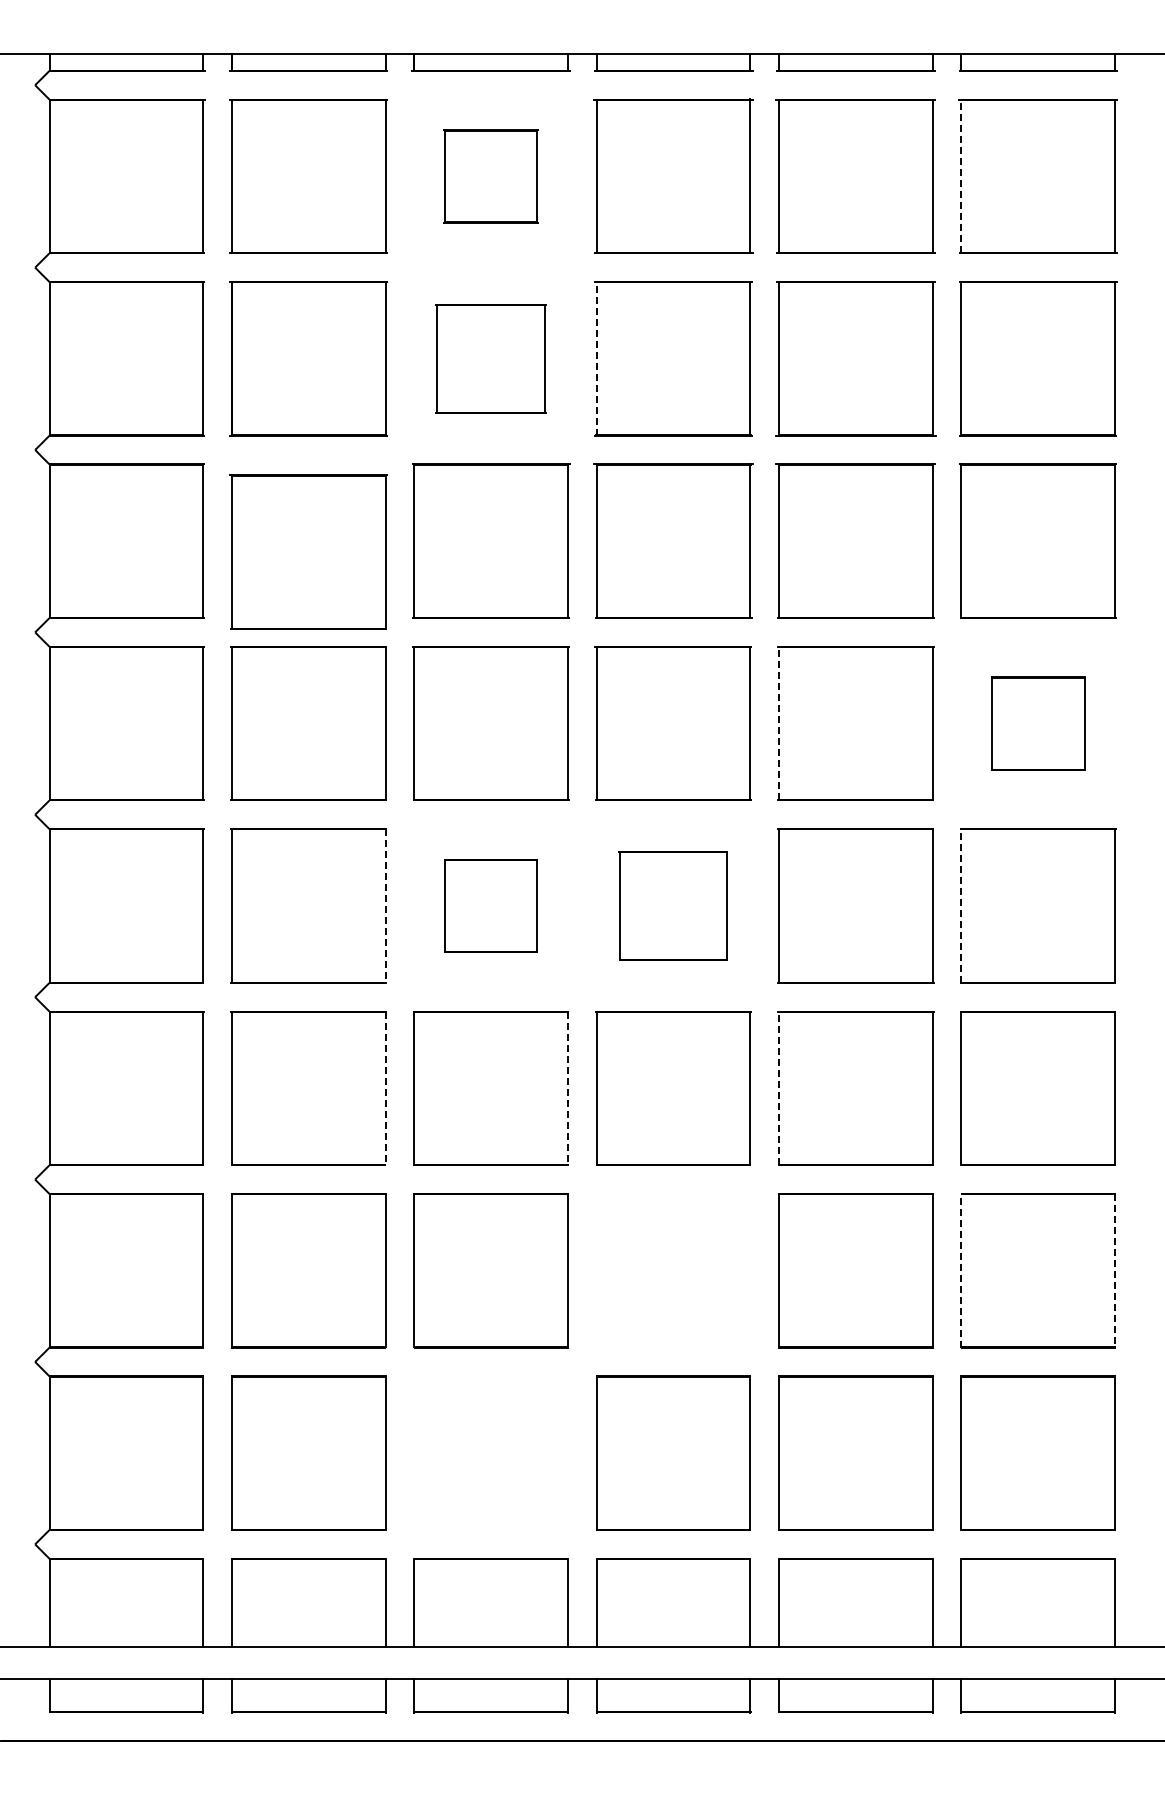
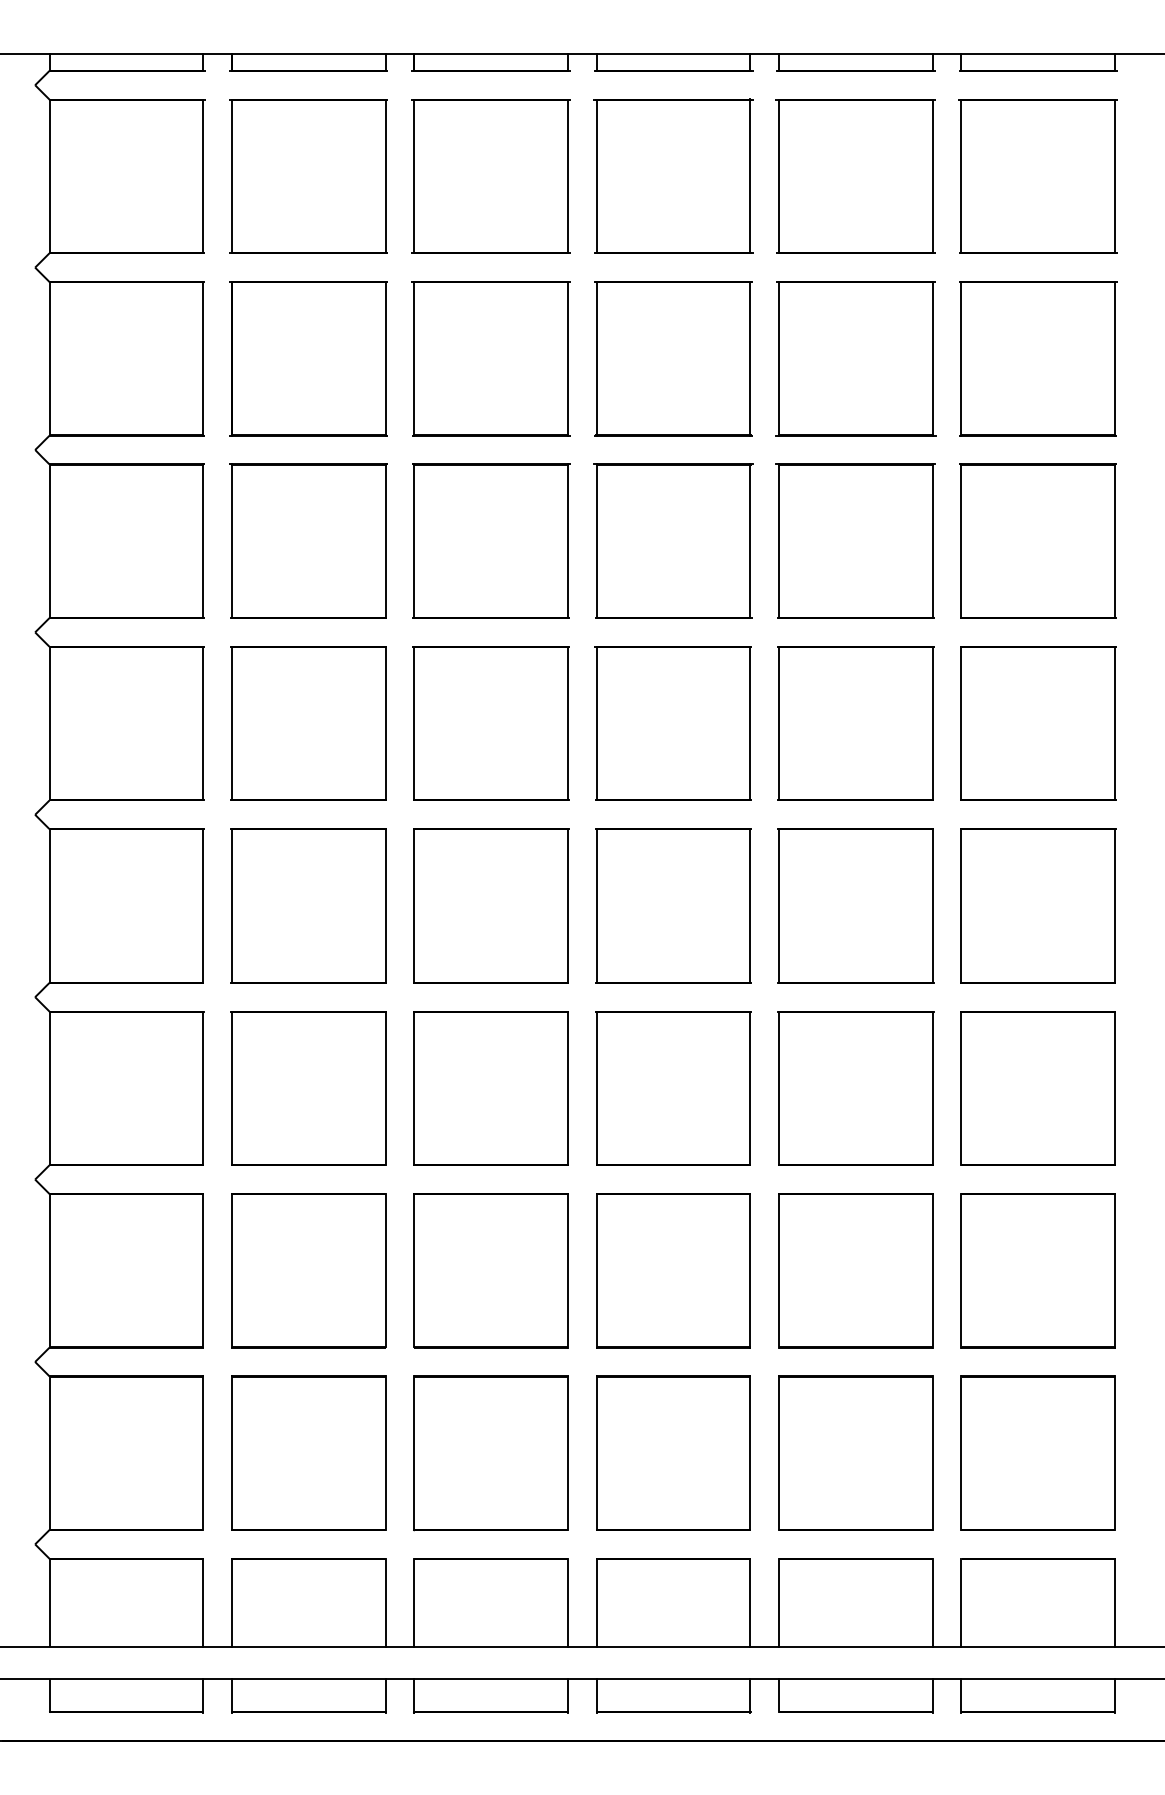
part size: 96x95 px -> 160x155 px (490, 176)
line: dashed -> solid (961, 176)
part size: 112x110 px -> 160x156 px (490, 358)
line: dashed -> solid (596, 358)
part position: (308, 551) -> (308, 540) (308, 540)
line: dashed -> solid (779, 723)
part size: 95x95 px -> 157x155 px (1038, 723)
line: dashed -> solid (385, 905)
part size: 94x94 px -> 157x156 px (491, 905)
part size: 110x110 px -> 157x156 px (673, 905)
line: dashed -> solid (961, 906)
line: dashed -> solid (385, 1088)
line: dashed -> solid (568, 1088)
line: dashed -> solid (779, 1088)
part: none -> present (673, 1270)
line: dashed -> solid (961, 1270)
line: dashed -> solid (1115, 1270)
part: none -> present (490, 1453)
